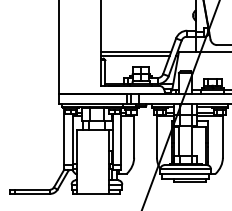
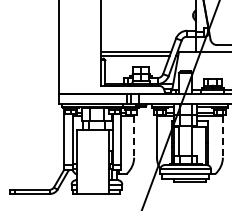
line: solid -> dashed (134, 136)
line: solid -> dashed (222, 136)
